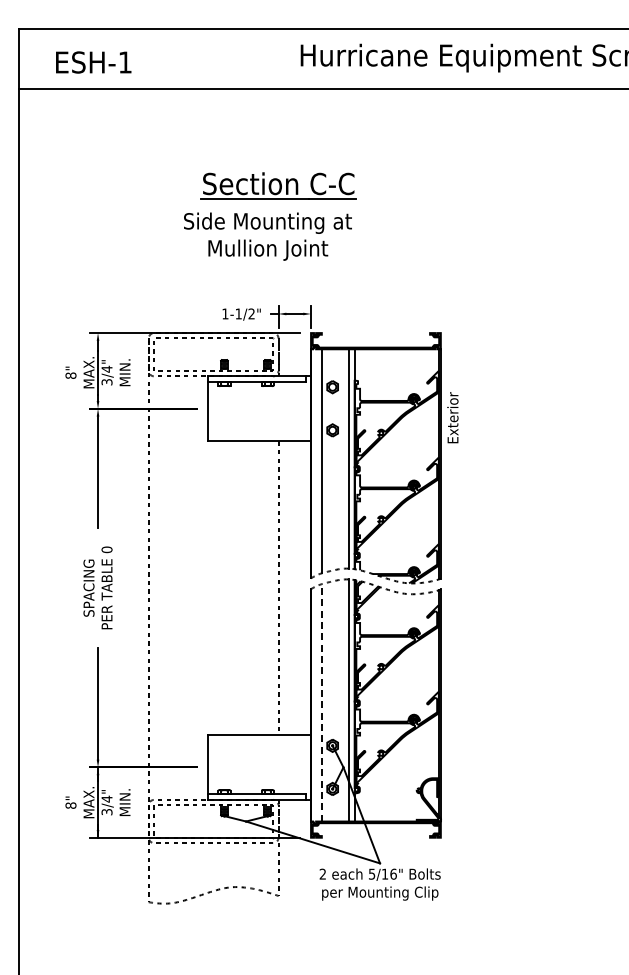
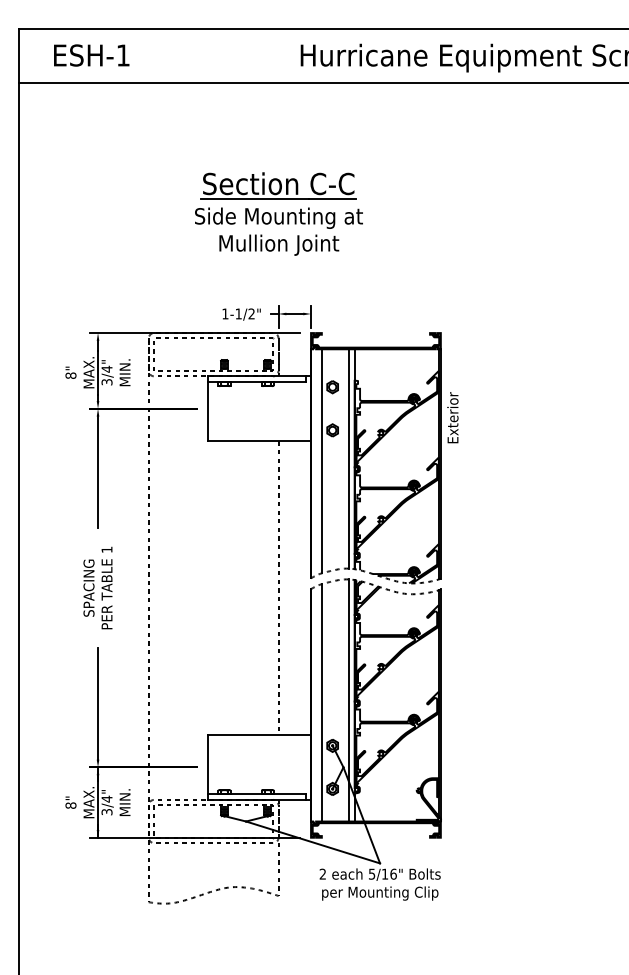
text position: (93, 62) -> (91, 55) (91, 55)
line position: (321, 89) -> (321, 83) (321, 83)
text position: (267, 236) -> (278, 231) (278, 231)
text: 0 -> 1 (106, 549)
line: dashed -> solid (322, 702)
